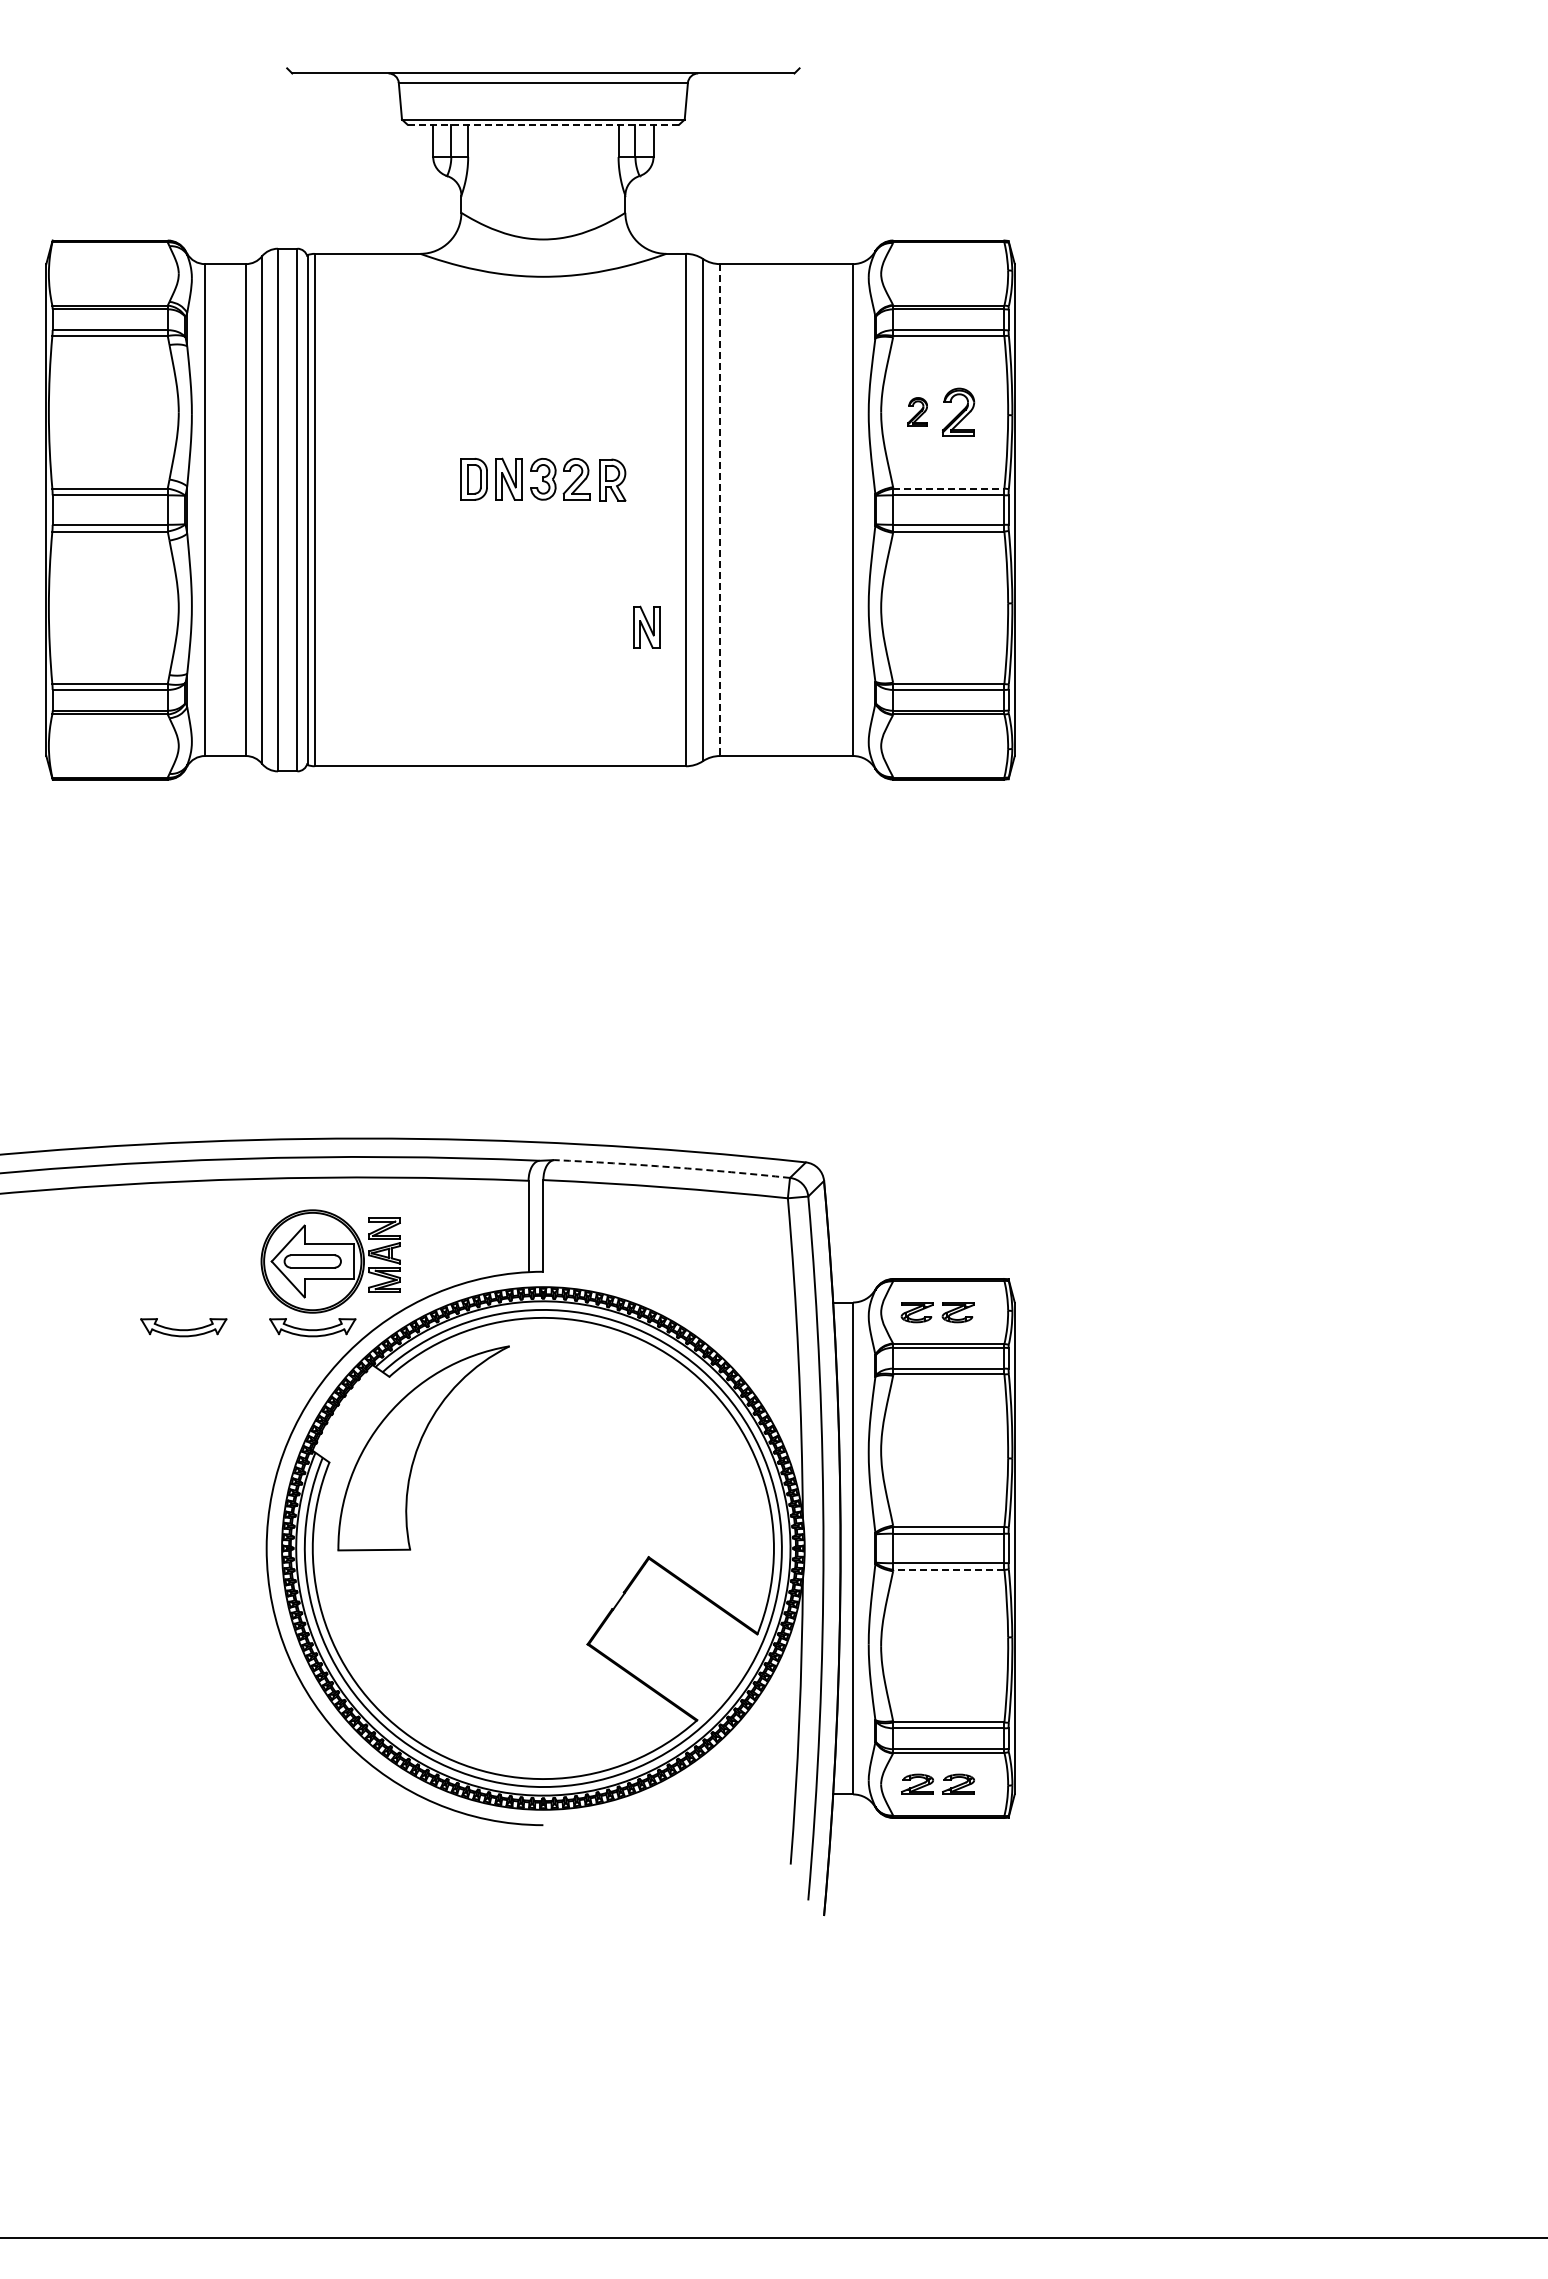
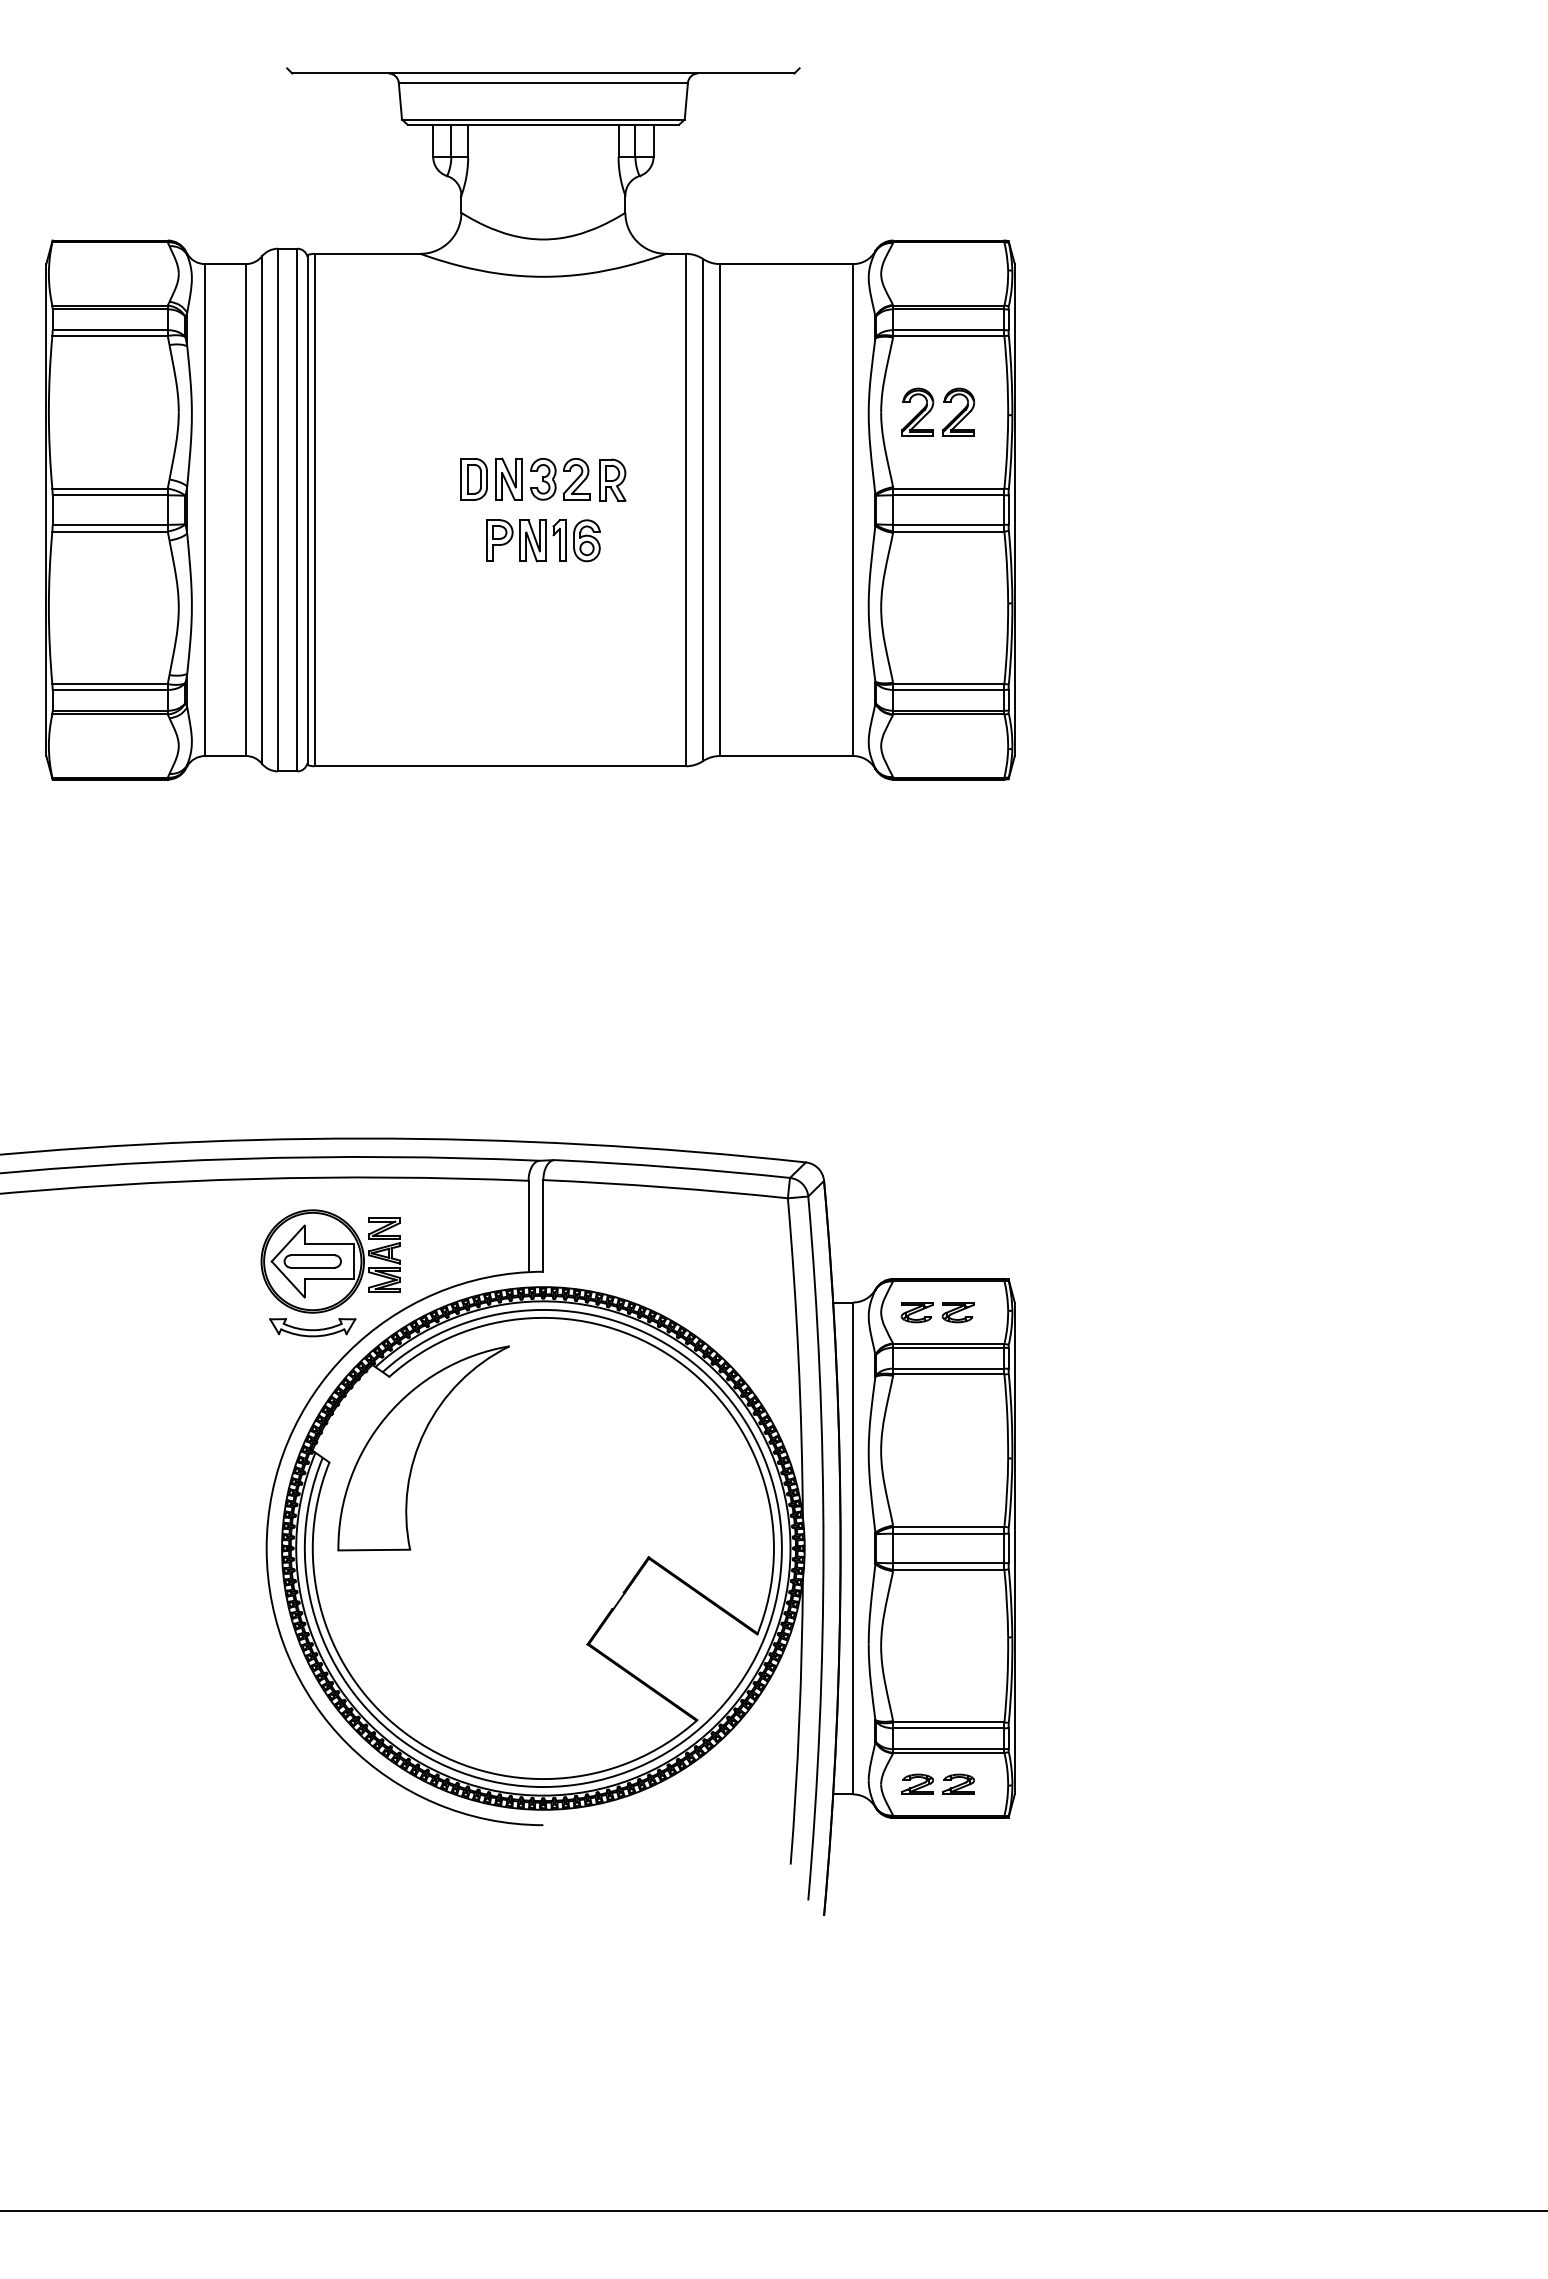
line: dashed -> solid (543, 124)
part size: 21x30 px -> 34x50 px (917, 411)
line: dashed -> solid (949, 488)
line: dashed -> solid (720, 510)
part: none -> present (543, 540)
part: present -> none (646, 626)
arc: dashed -> solid (672, 1167)
part: present -> none (183, 1327)
line: dashed -> solid (948, 1569)
line position: (773, 2237) -> (773, 2210) (773, 2210)
